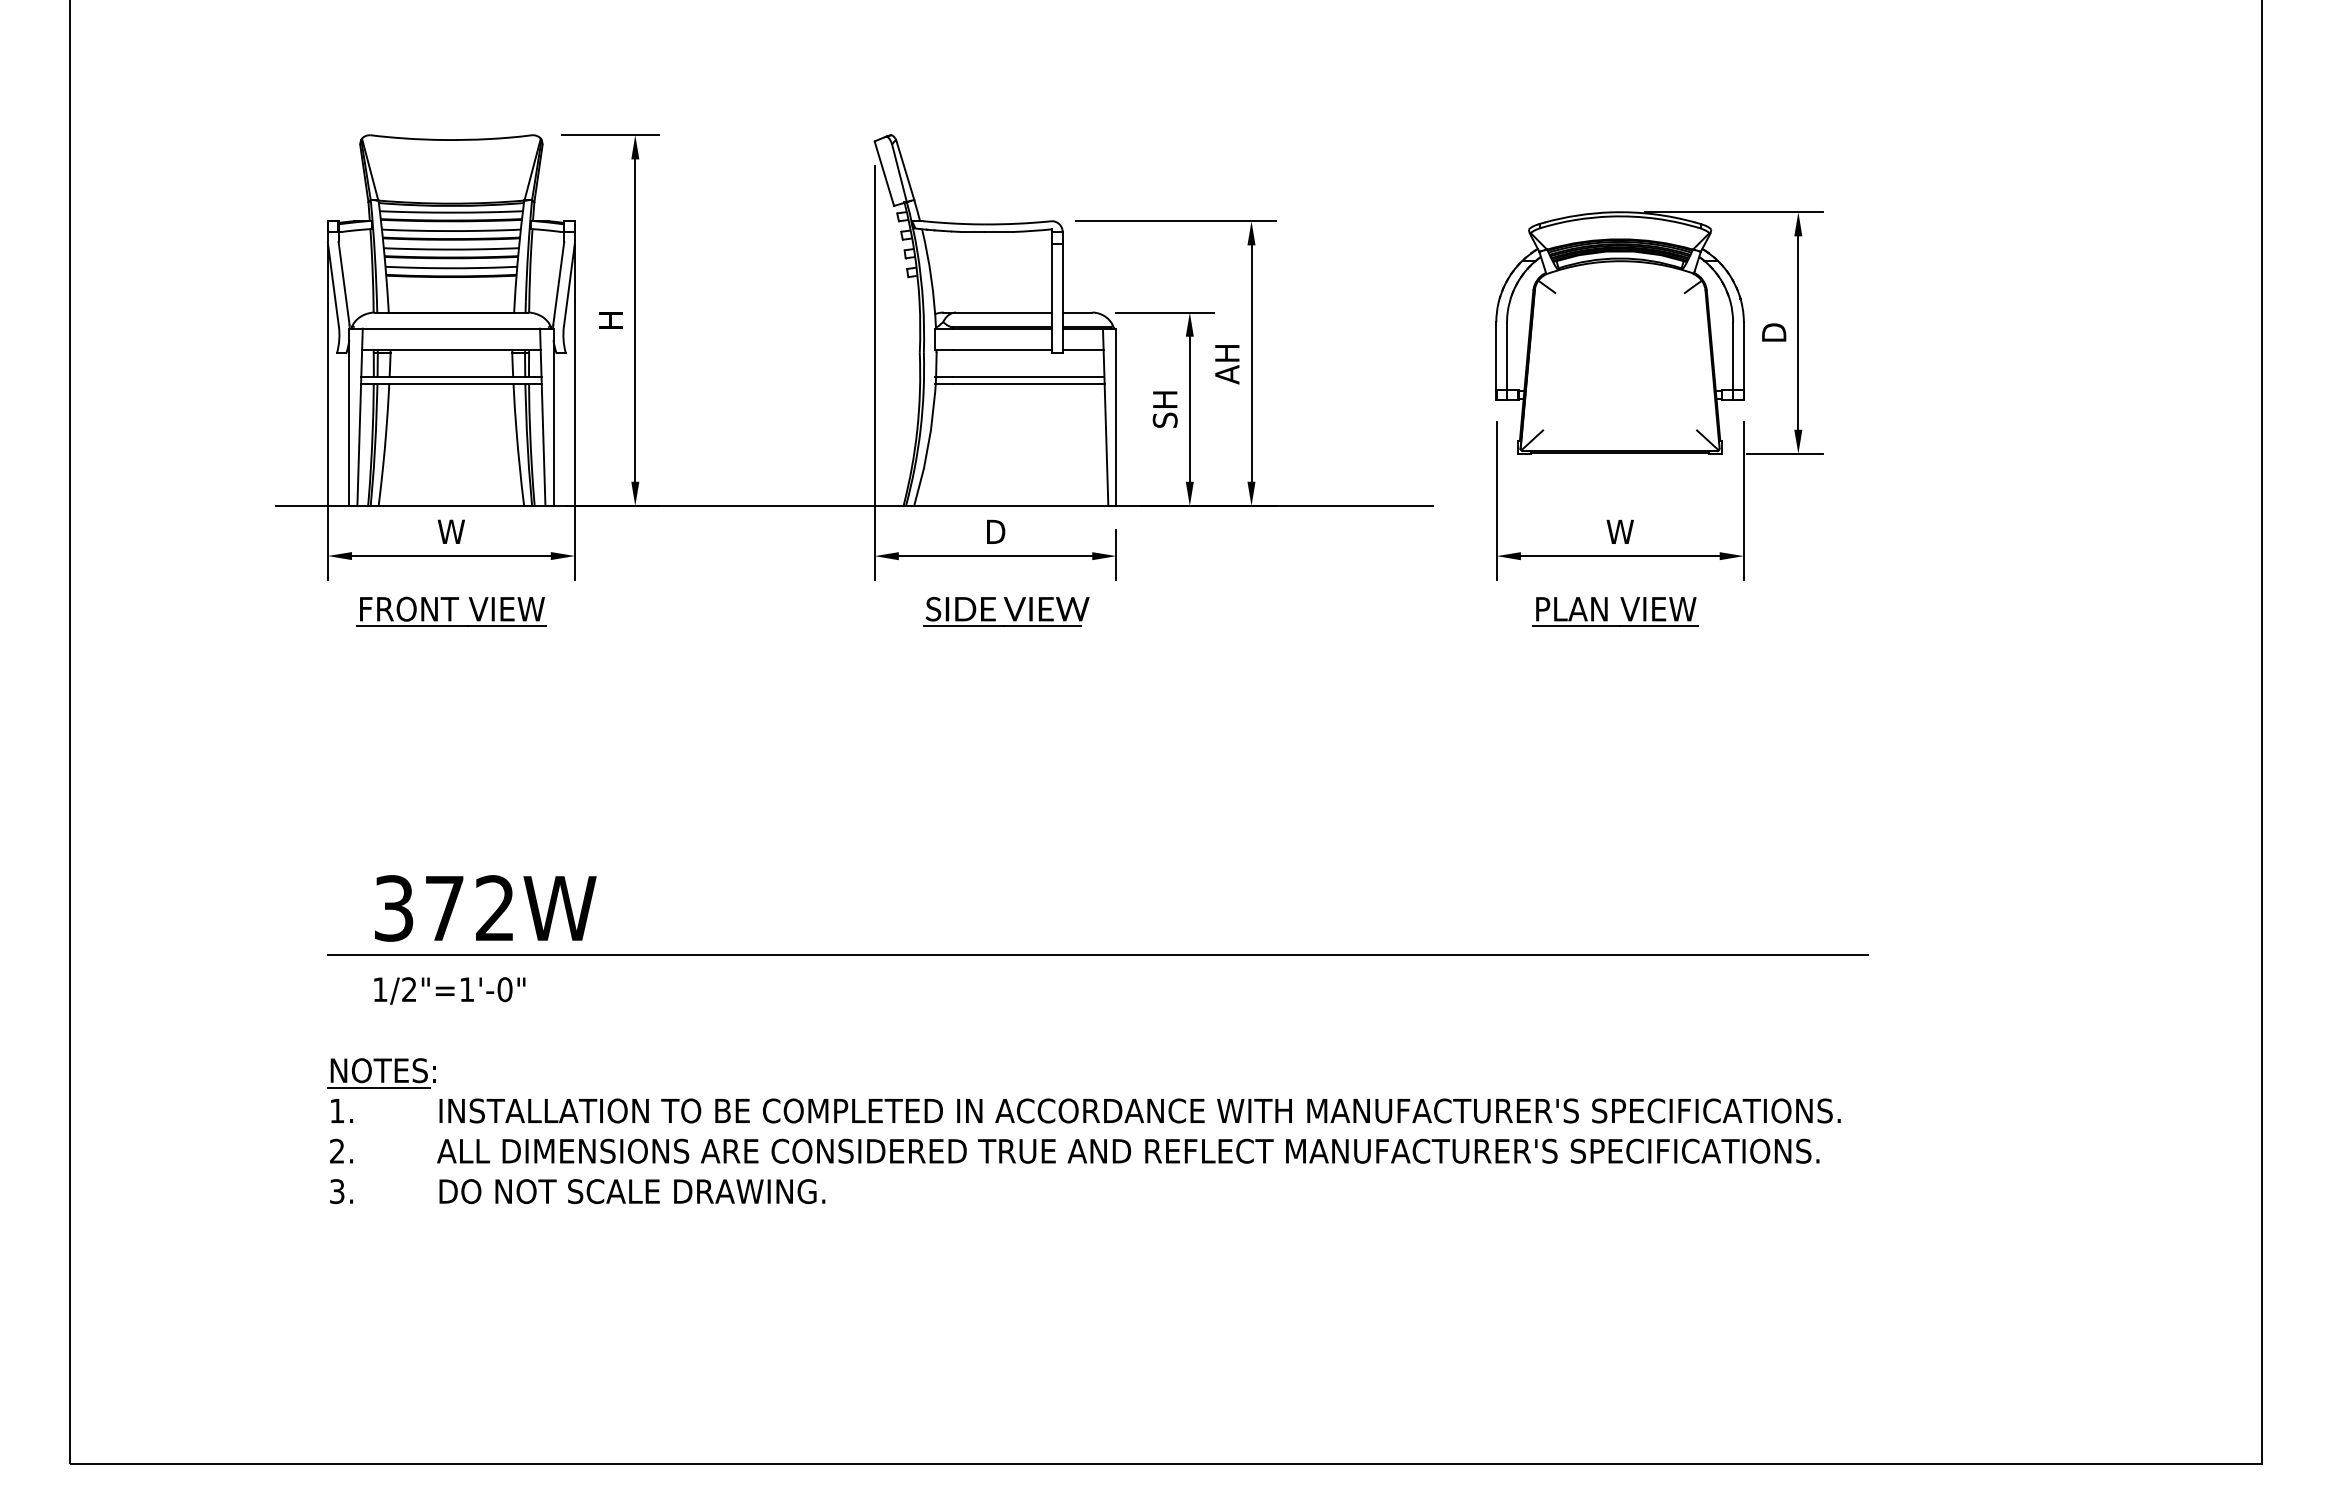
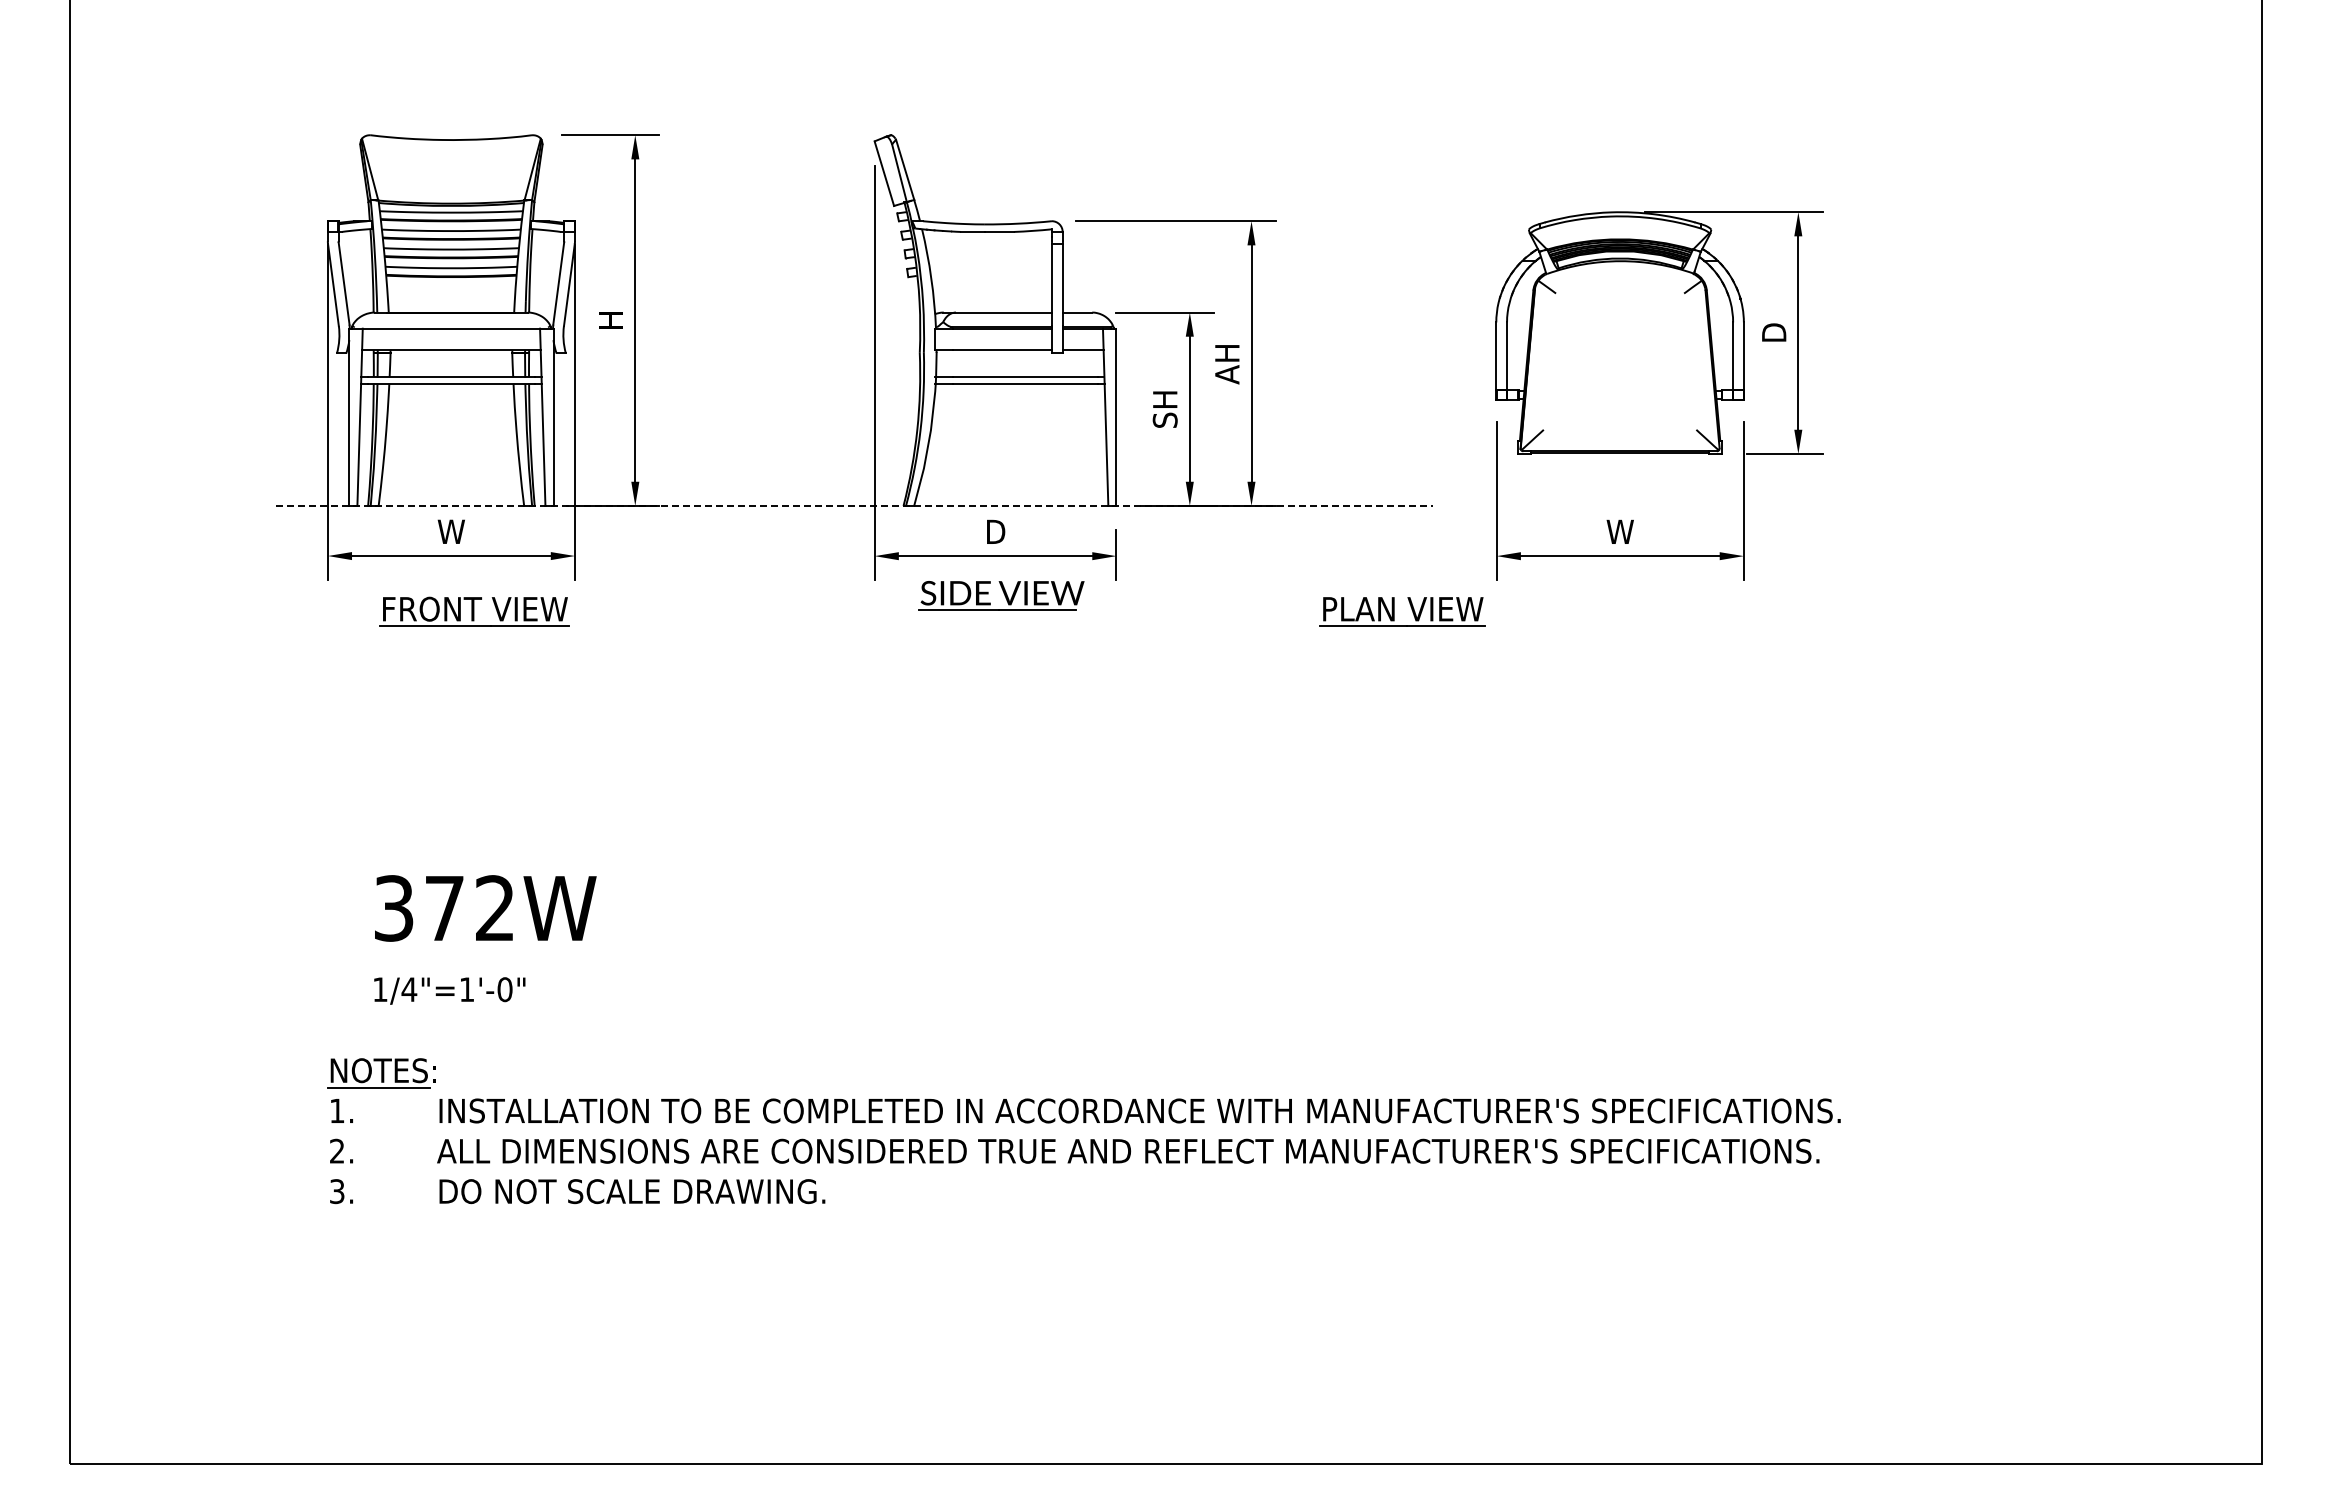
line: solid -> dashed (854, 505)
part position: (451, 611) -> (474, 611) (474, 611)
part position: (1006, 611) -> (1001, 595) (1001, 595)
part position: (1607, 611) -> (1394, 611) (1394, 611)
line: present -> none (1097, 955)
text: 1/2"=1'-0" -> 1/4"=1'-0" (409, 989)
